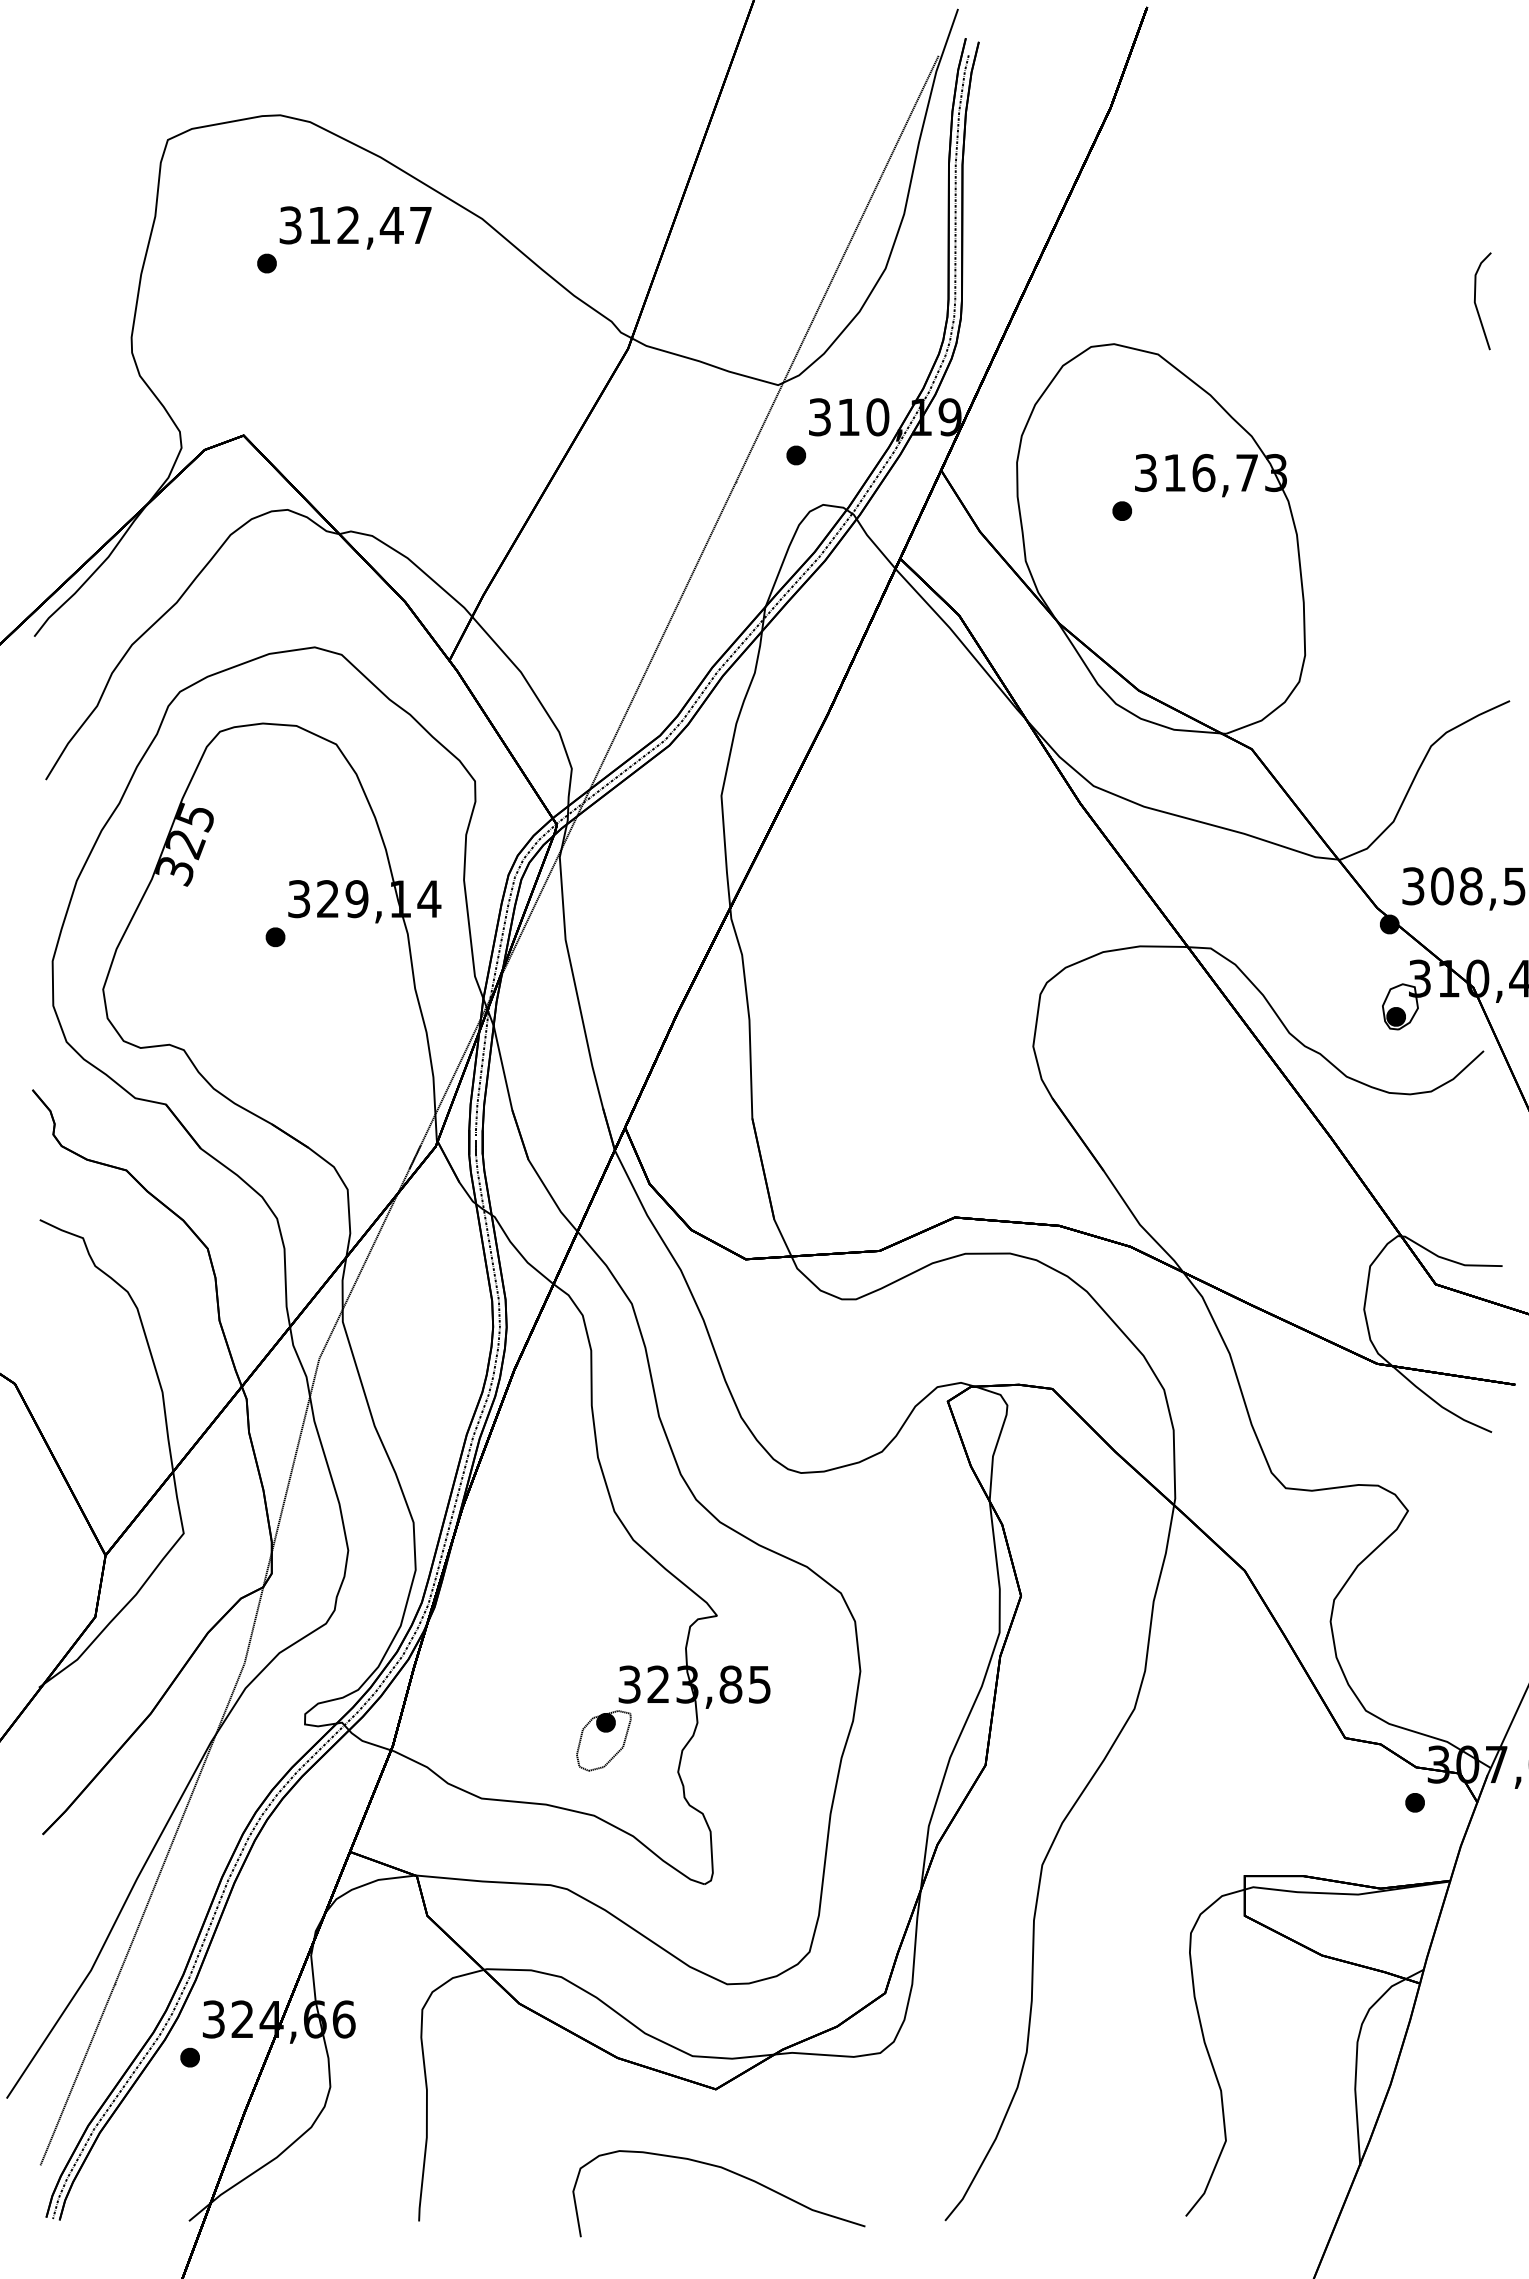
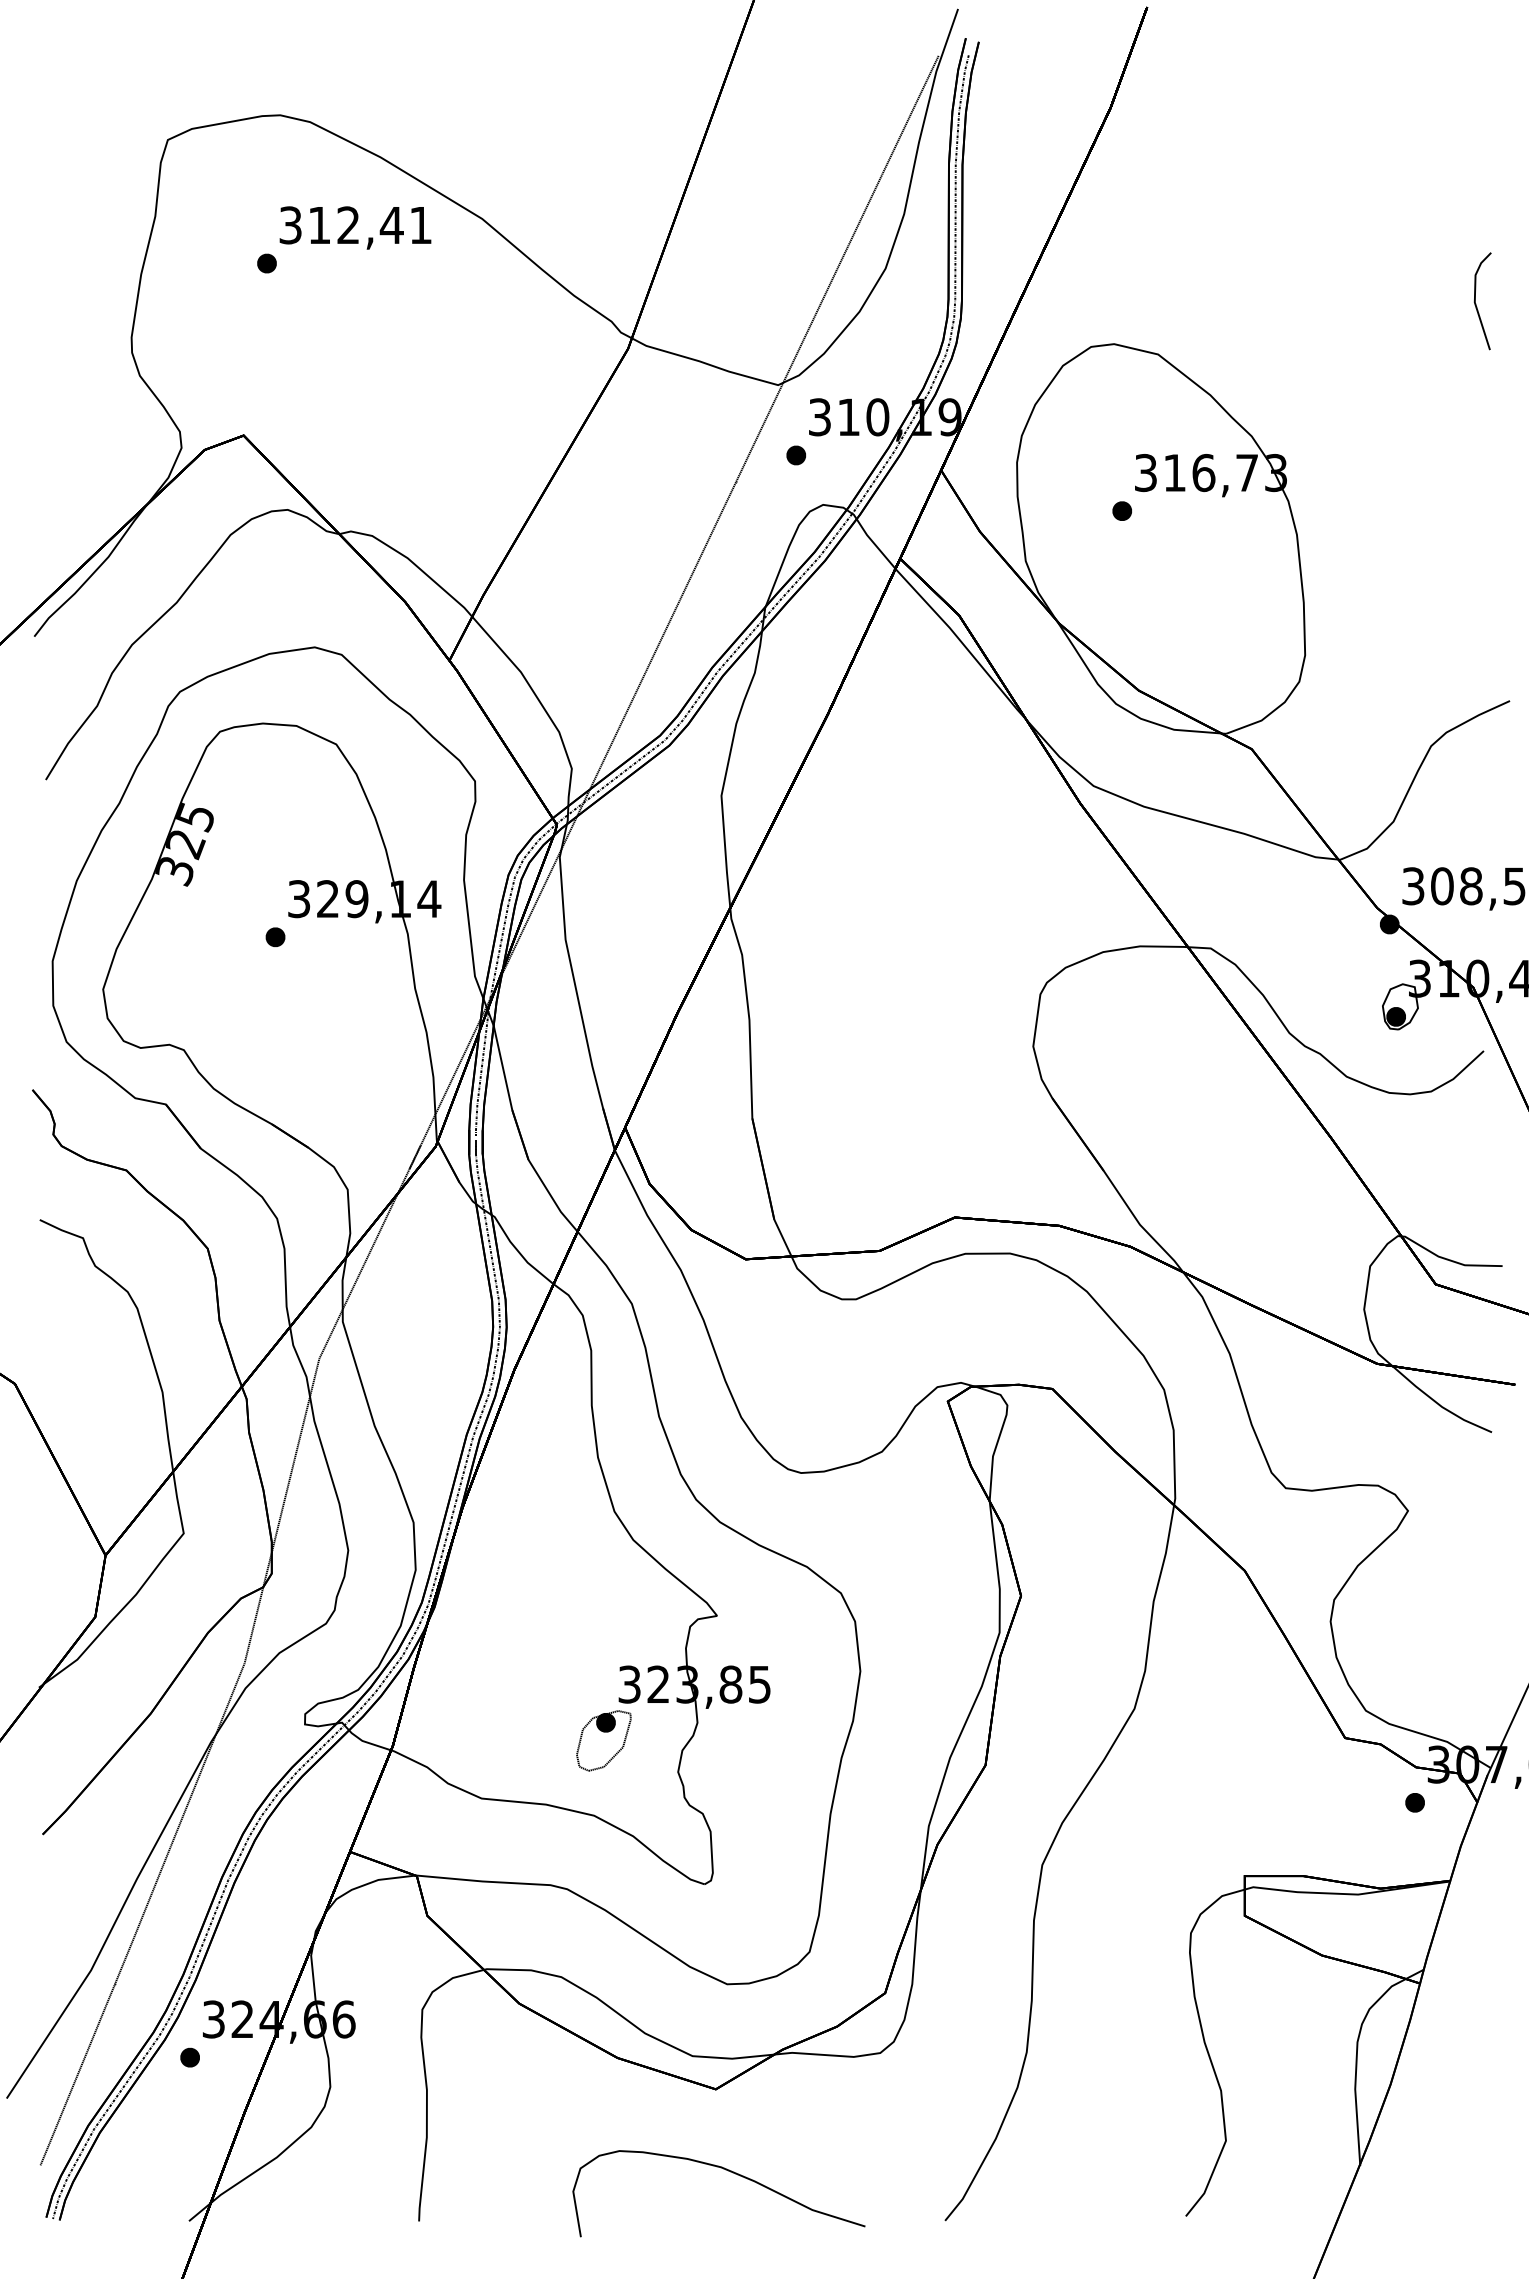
text: 312,47 -> 312,41 (420, 225)
